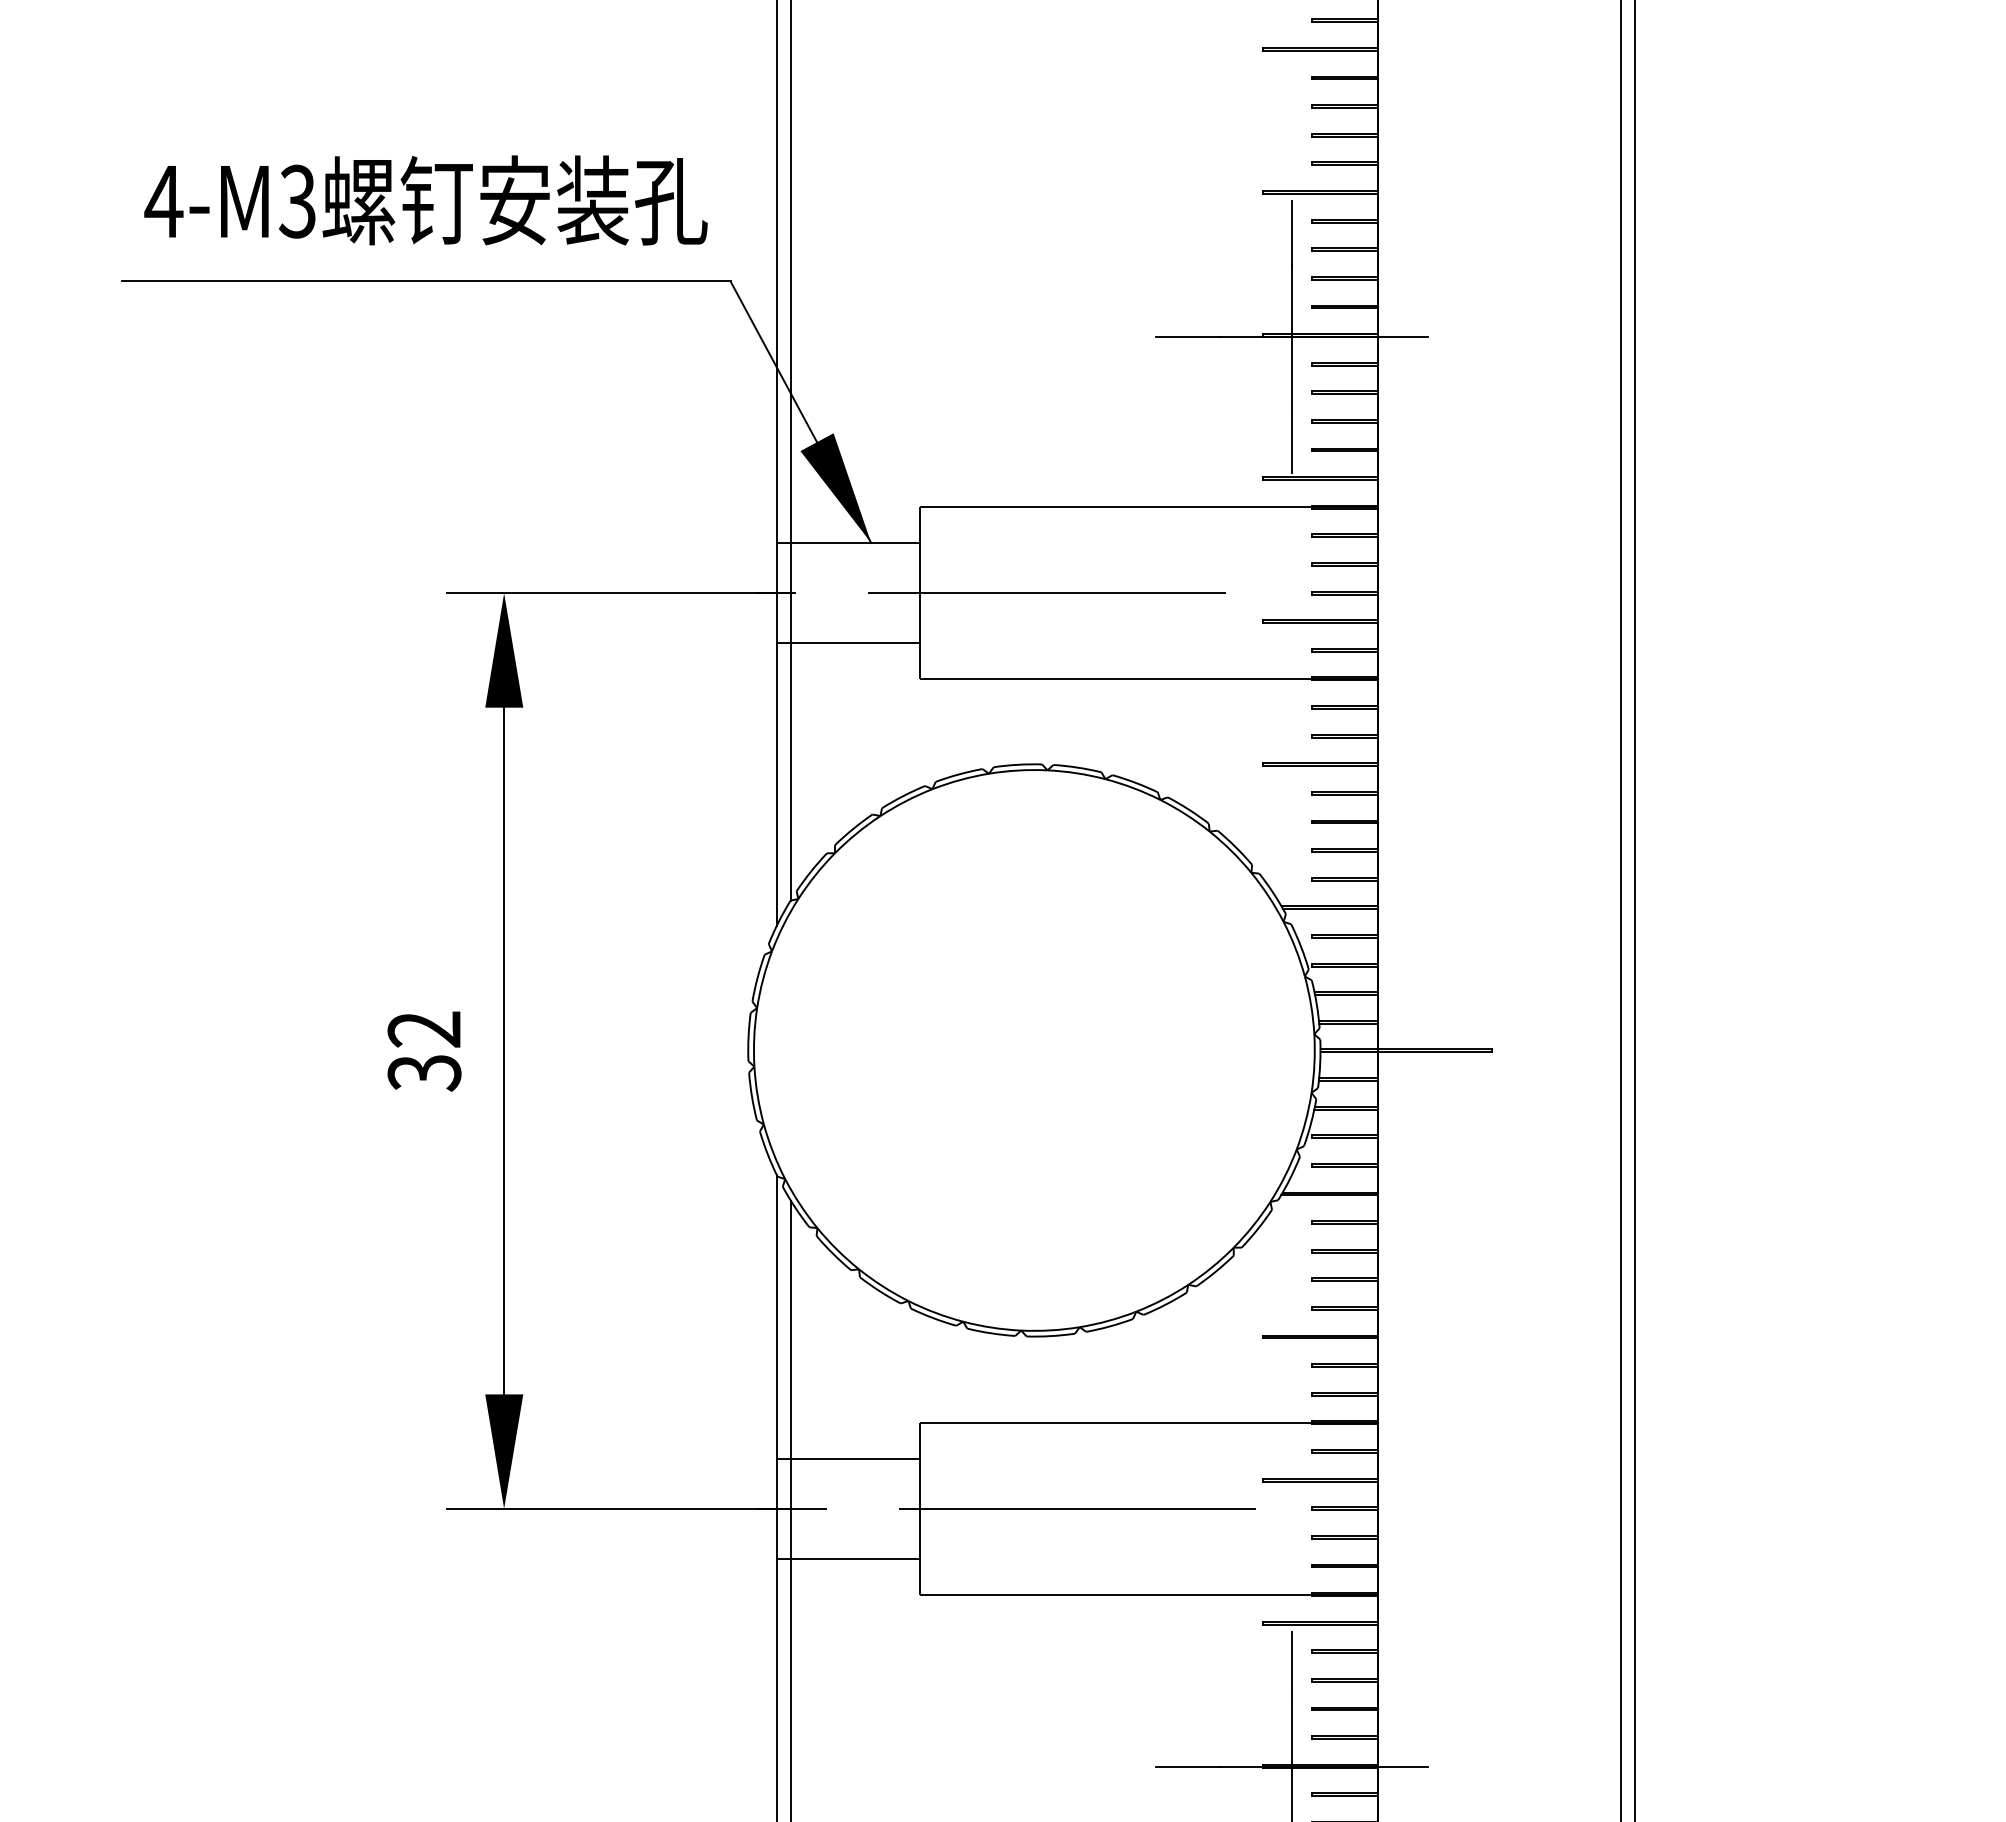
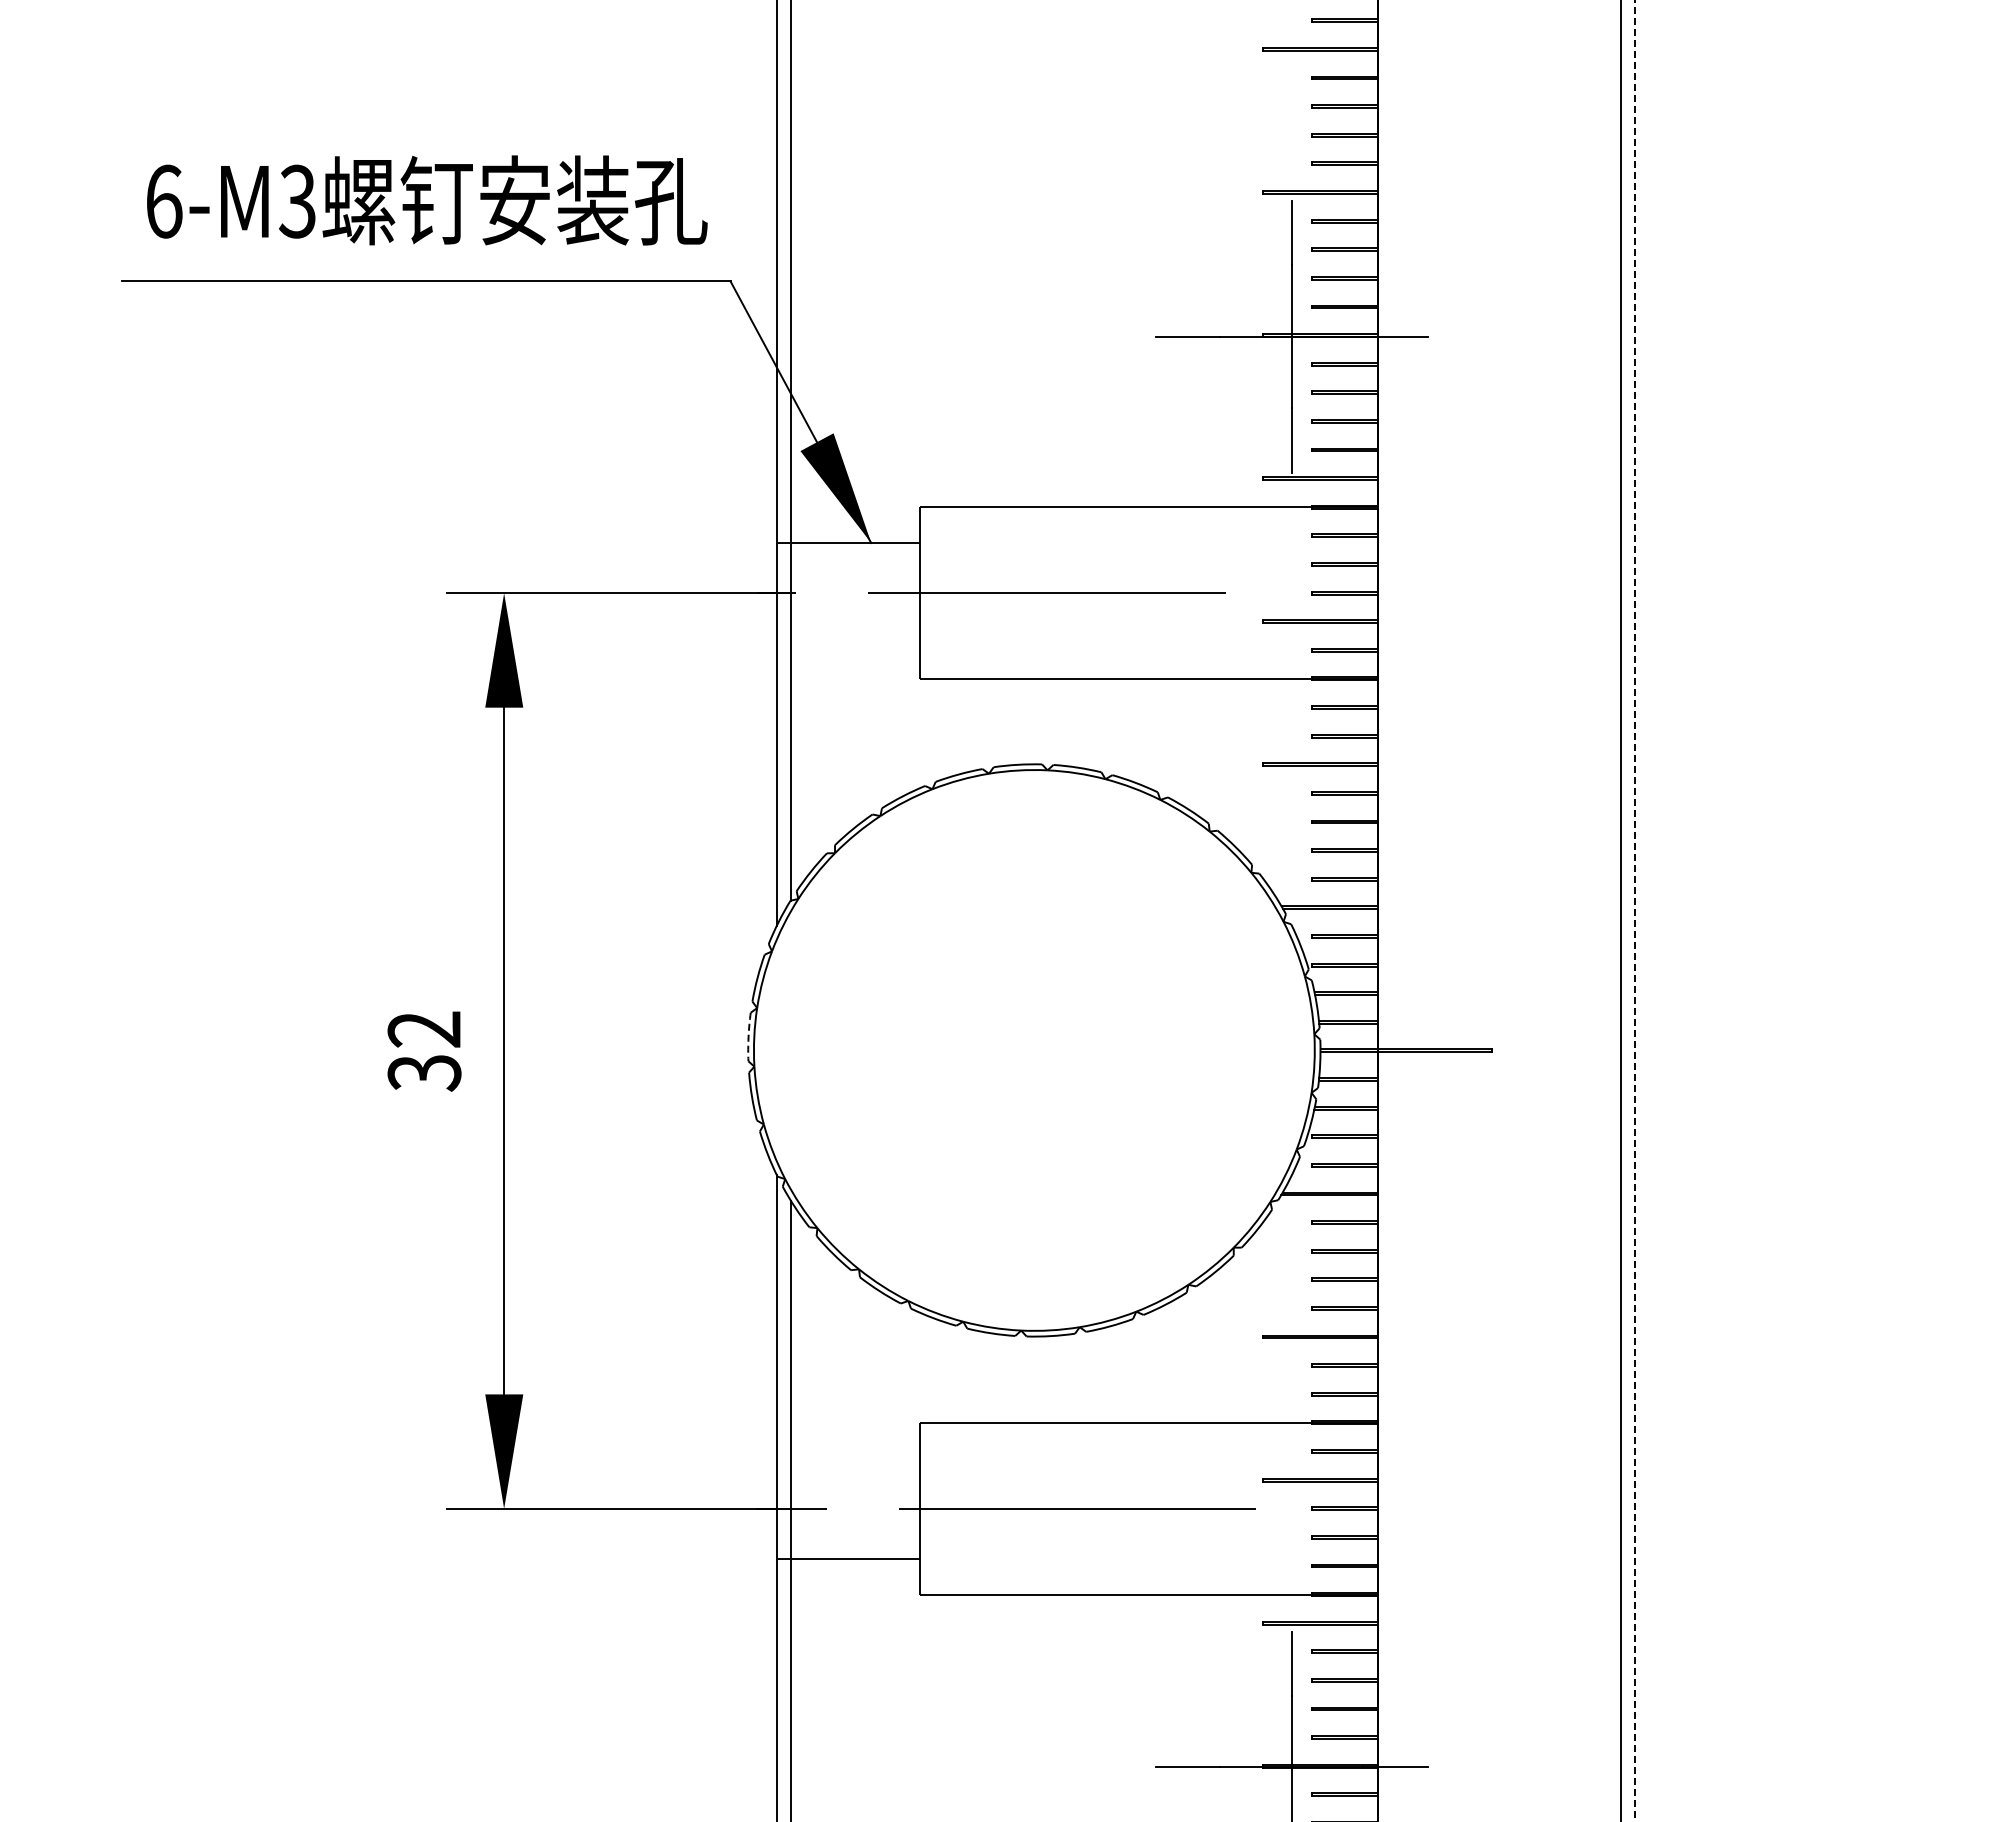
text: 4-M3 -> 6-M3 (163, 201)
line: present -> none (847, 643)
line: solid -> dashed (1635, 910)
arc: solid -> dashed (748, 1037)
line: present -> none (847, 1458)
